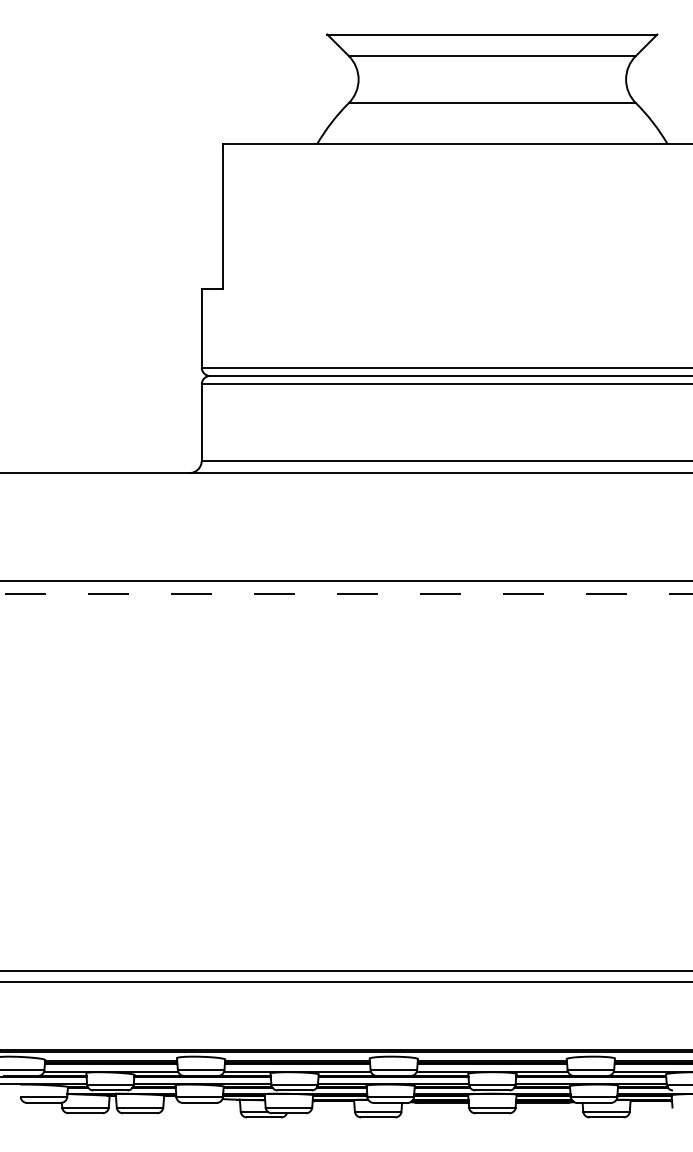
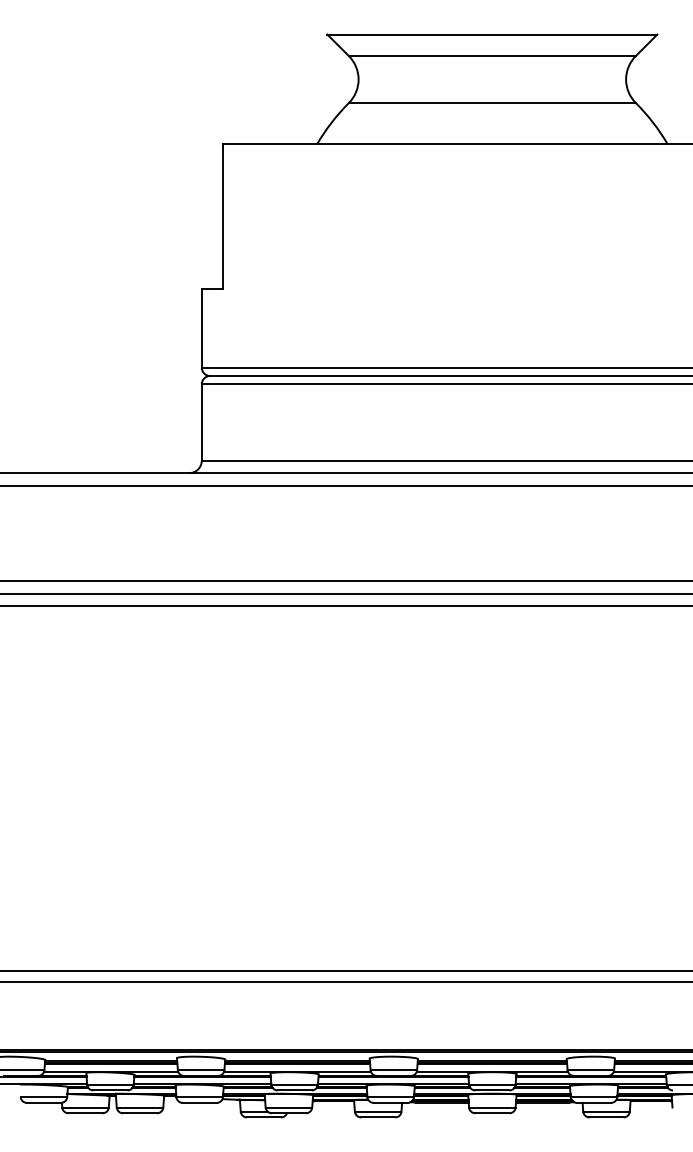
line: none -> present (345, 485)
line: dashed -> solid (346, 593)
line: none -> present (345, 606)
